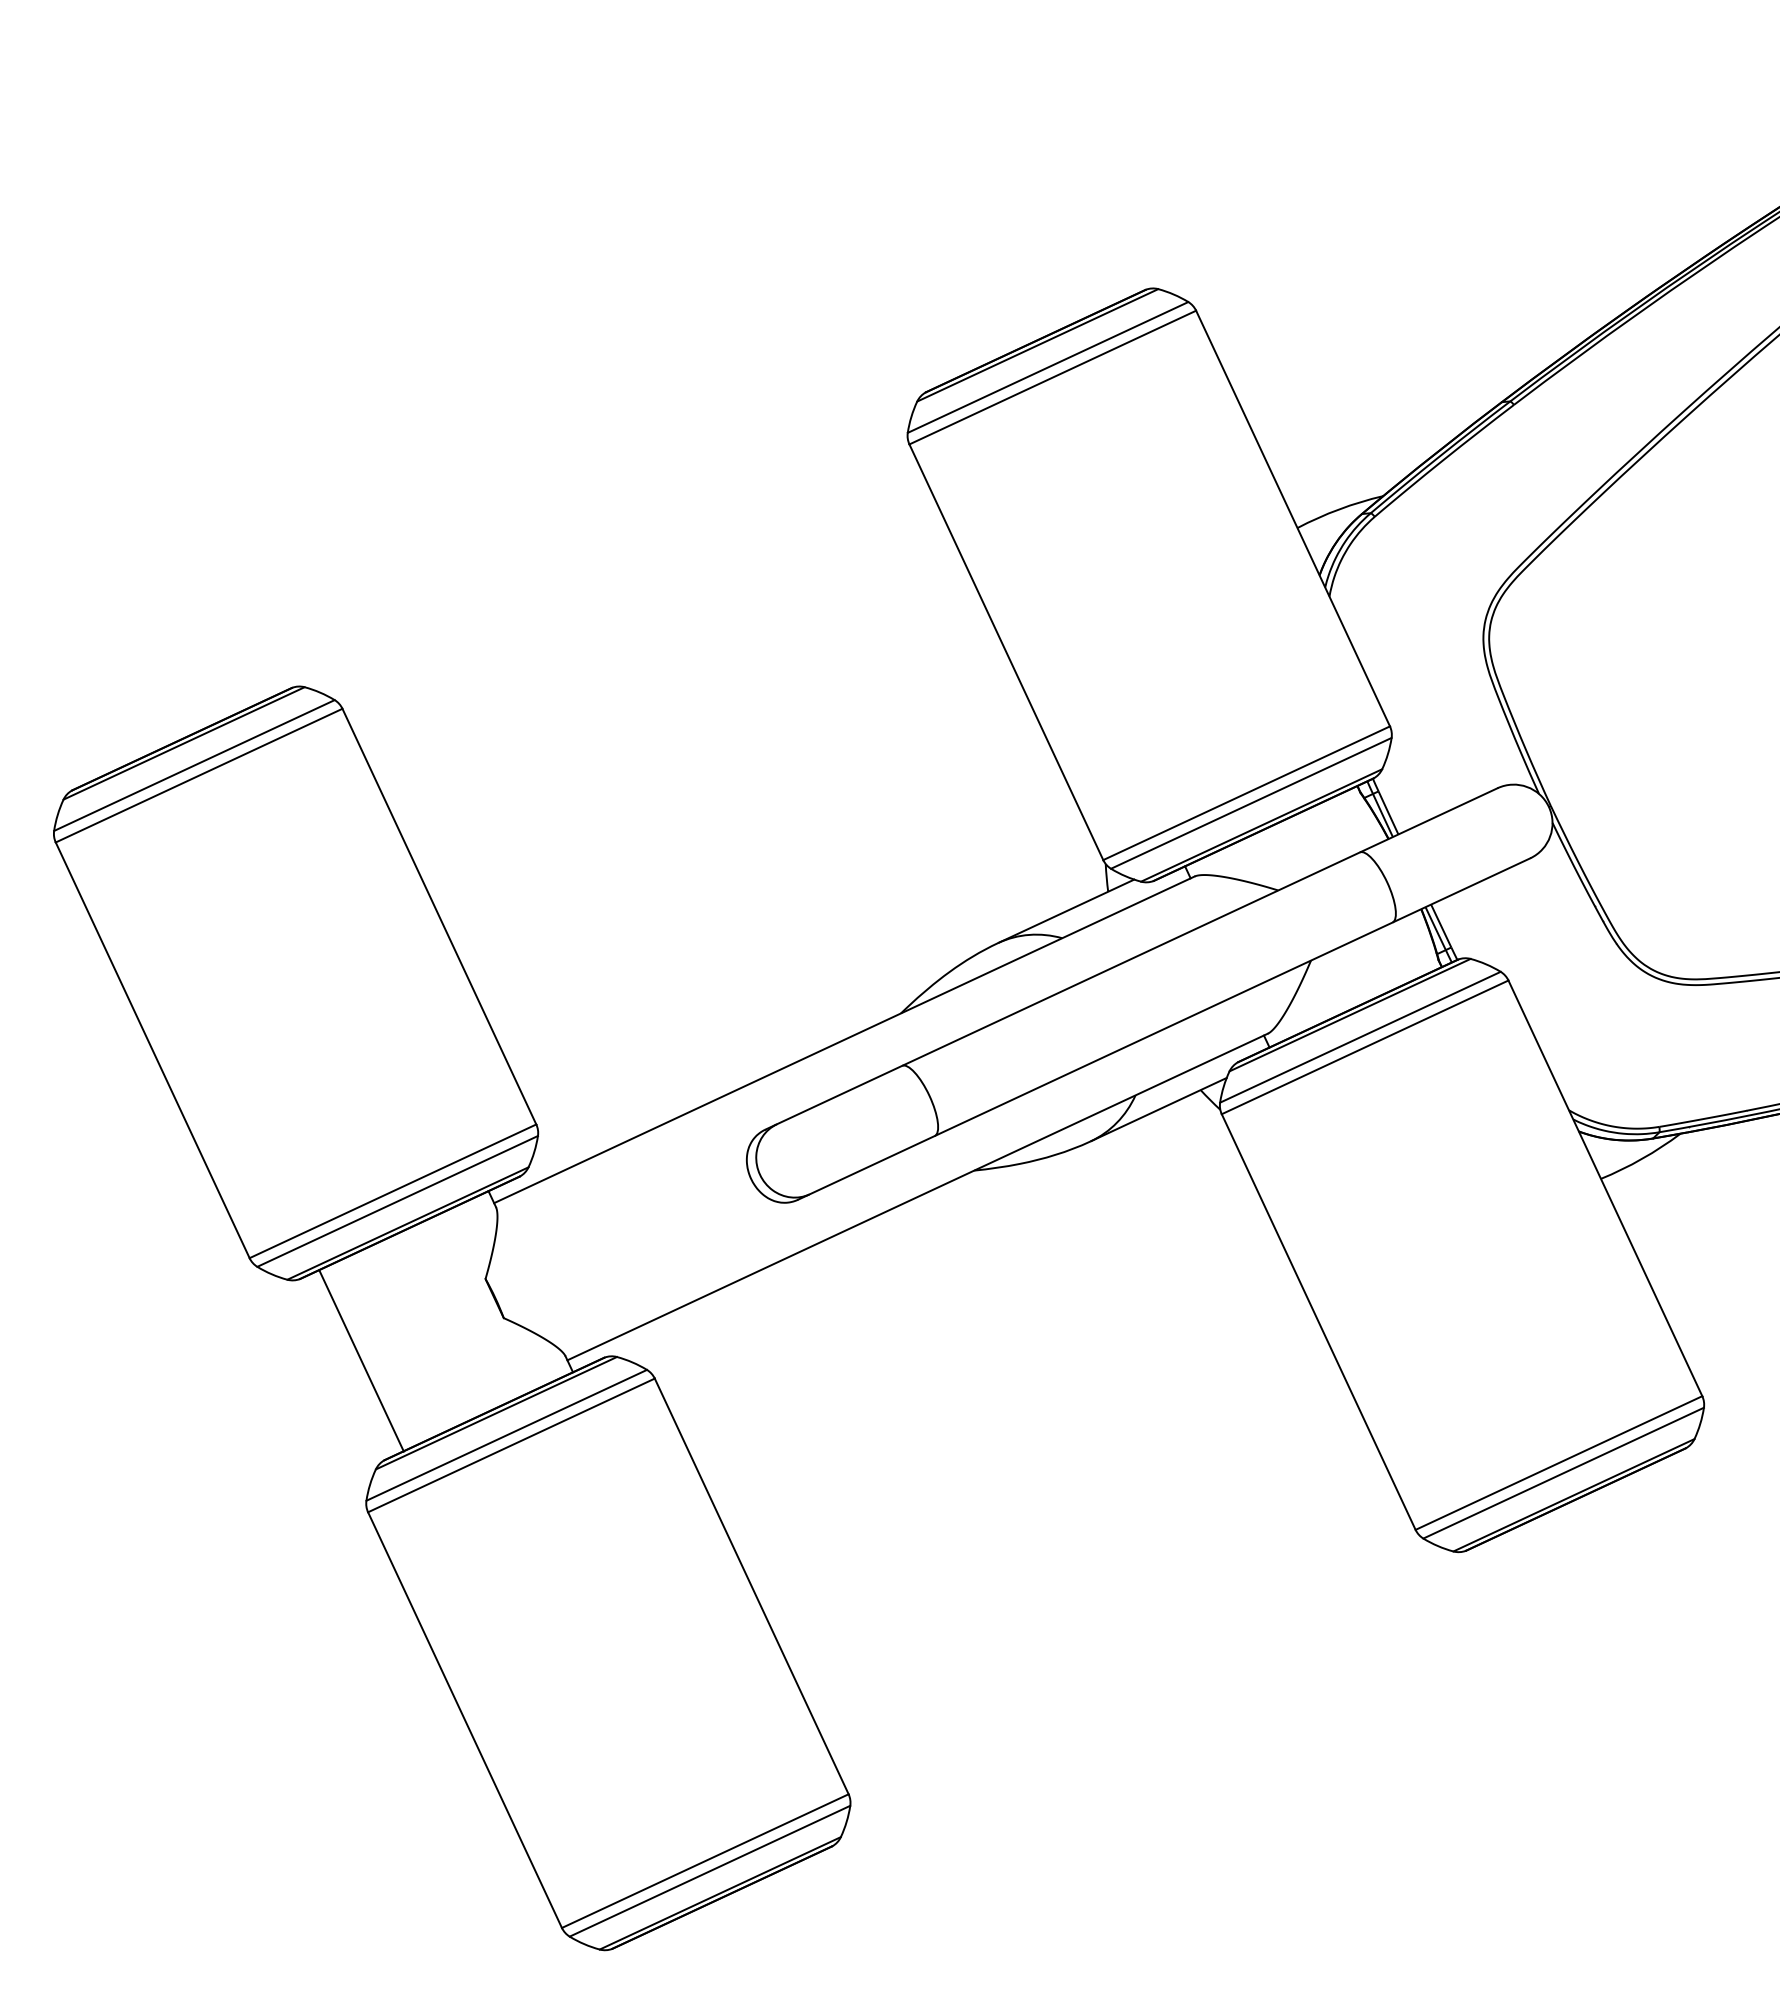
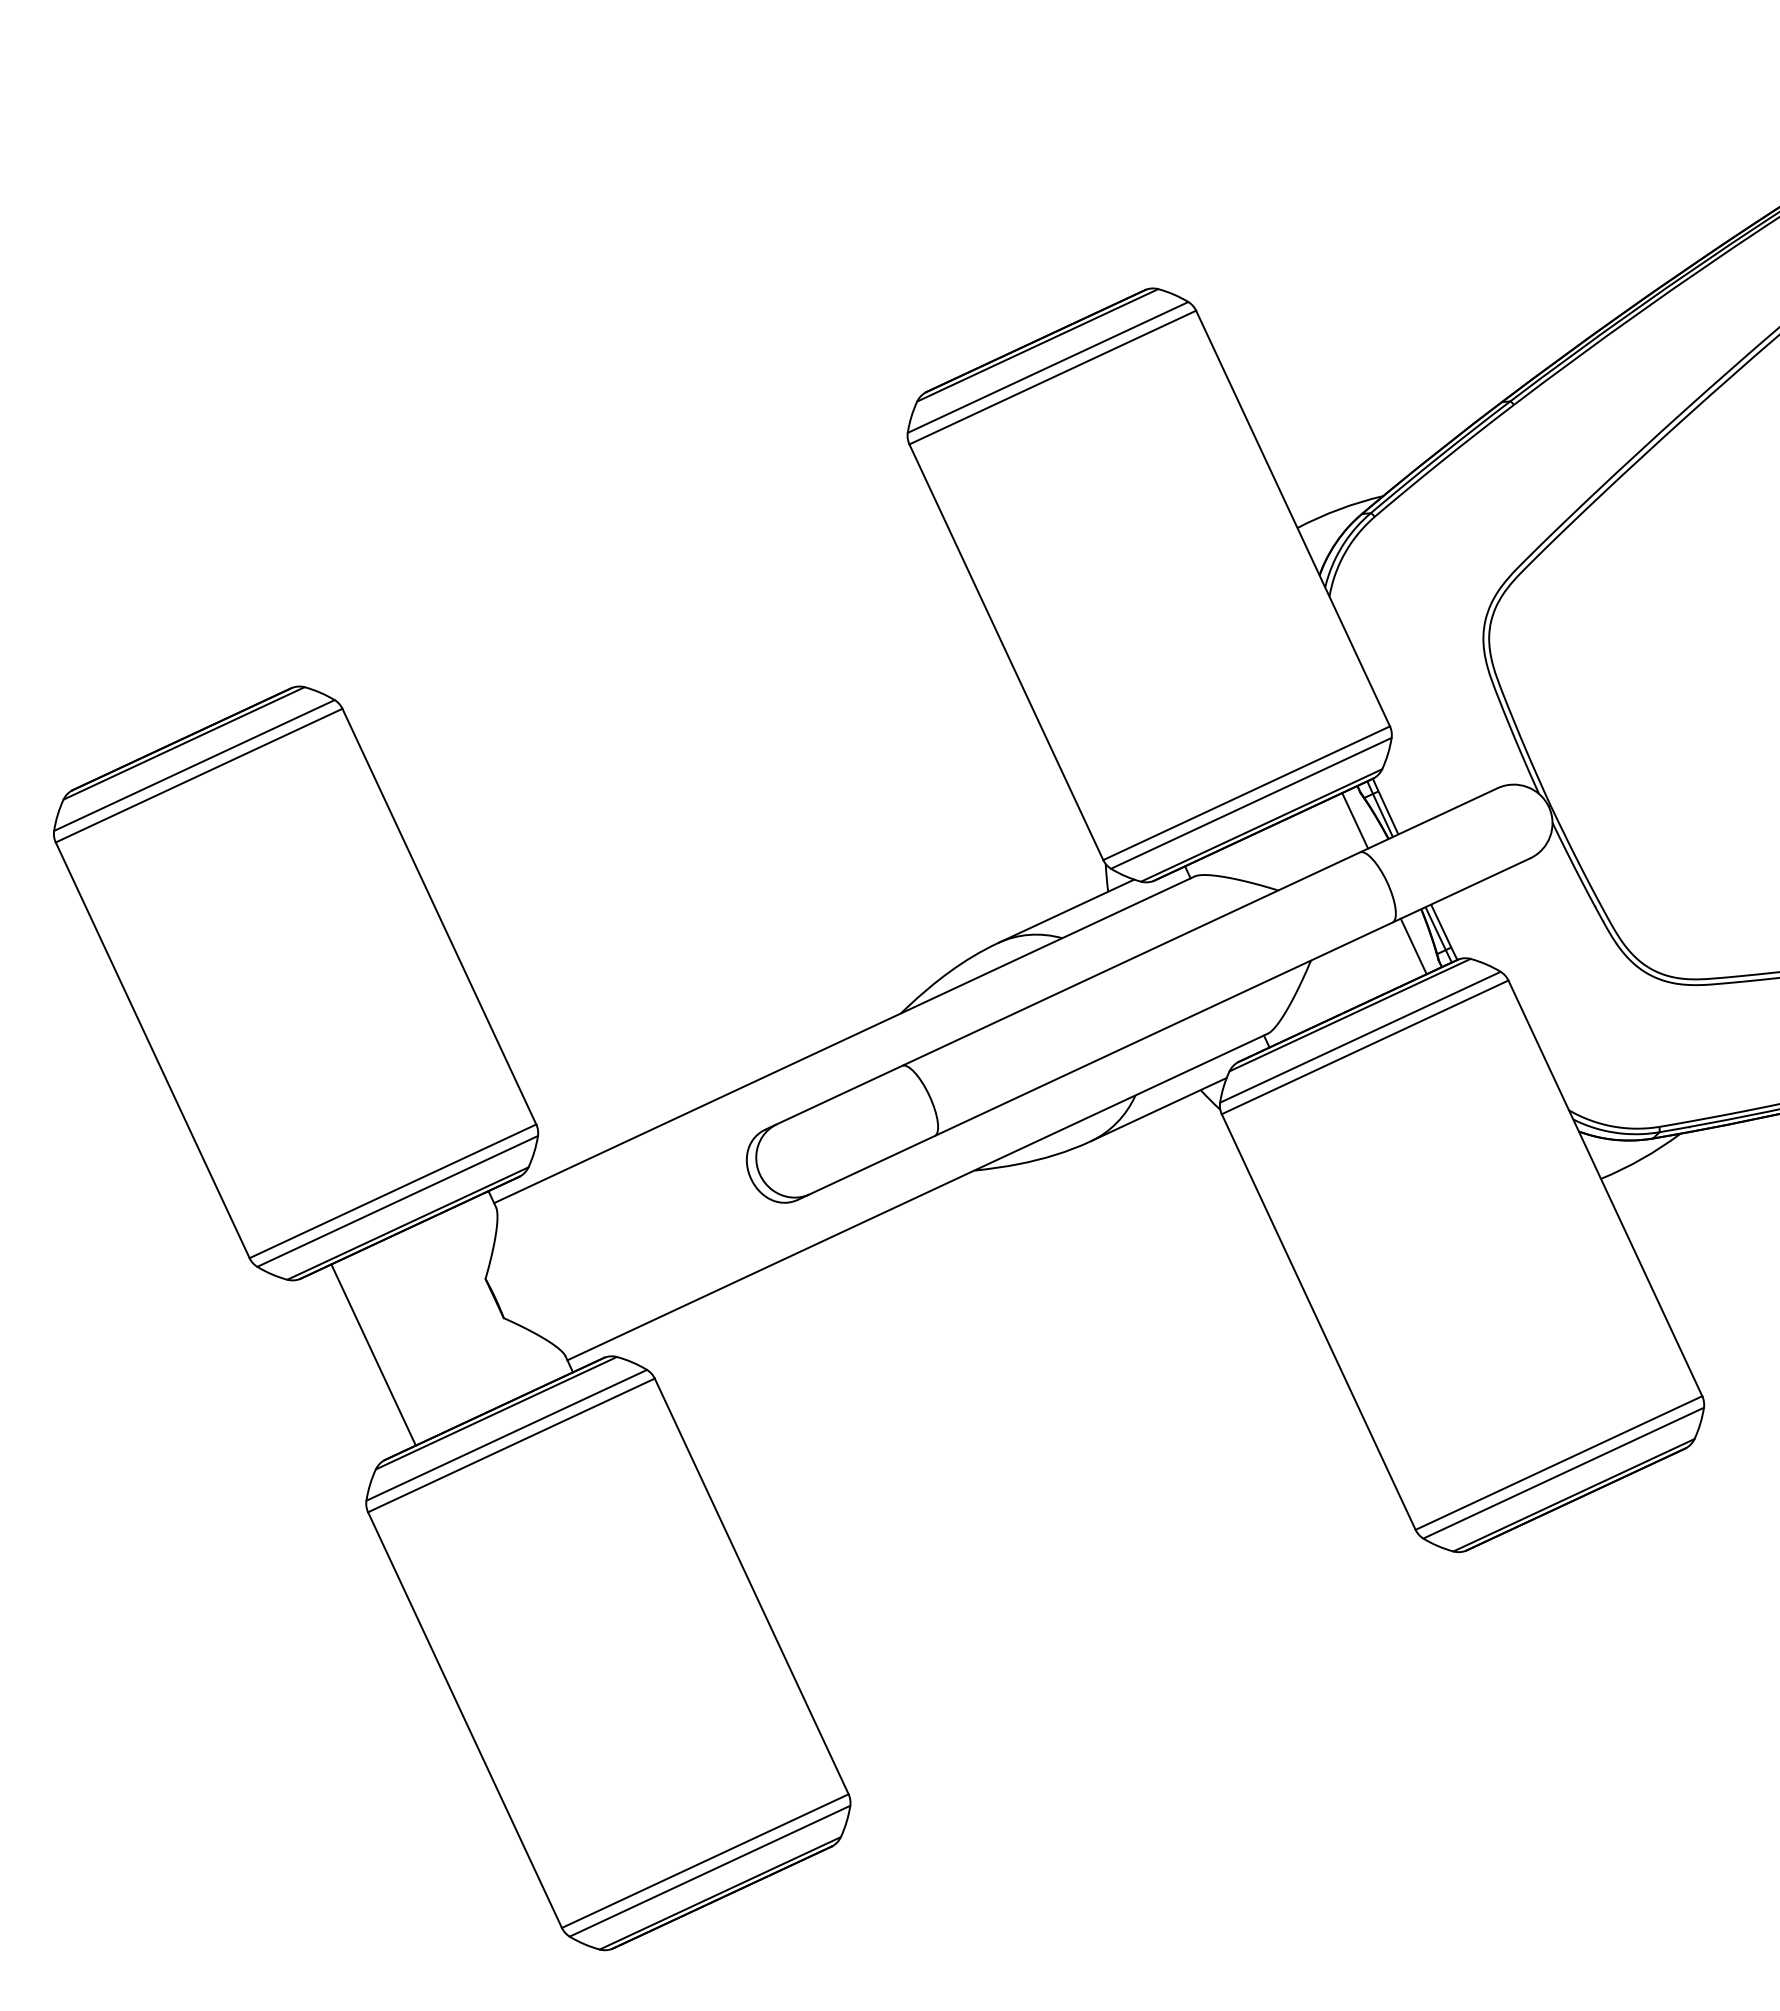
line: none -> present (1355, 820)
line: none -> present (1413, 946)
line position: (361, 1360) -> (373, 1354) (373, 1354)
